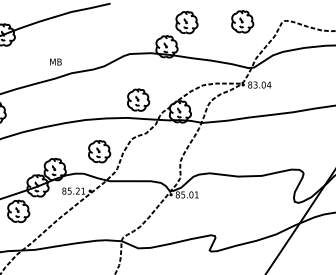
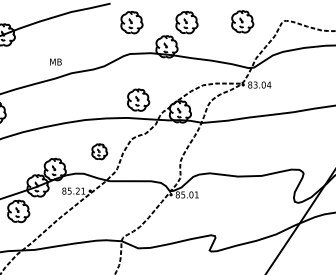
part: none -> present (131, 22)
part size: 24x24 px -> 18x18 px (99, 151)
